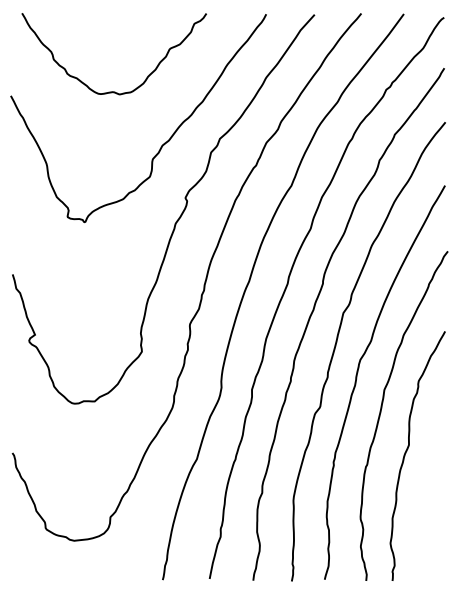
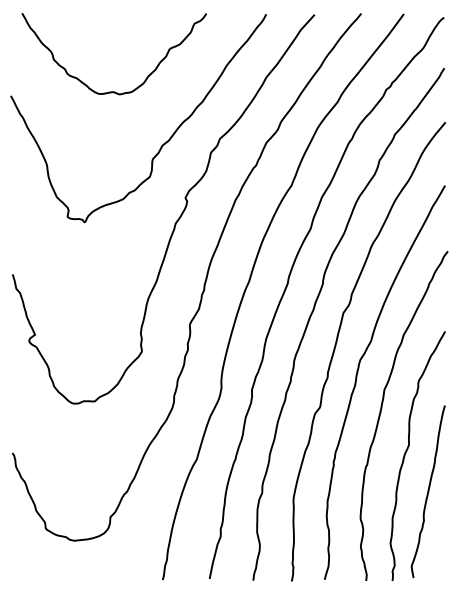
curve: none -> present (427, 491)
